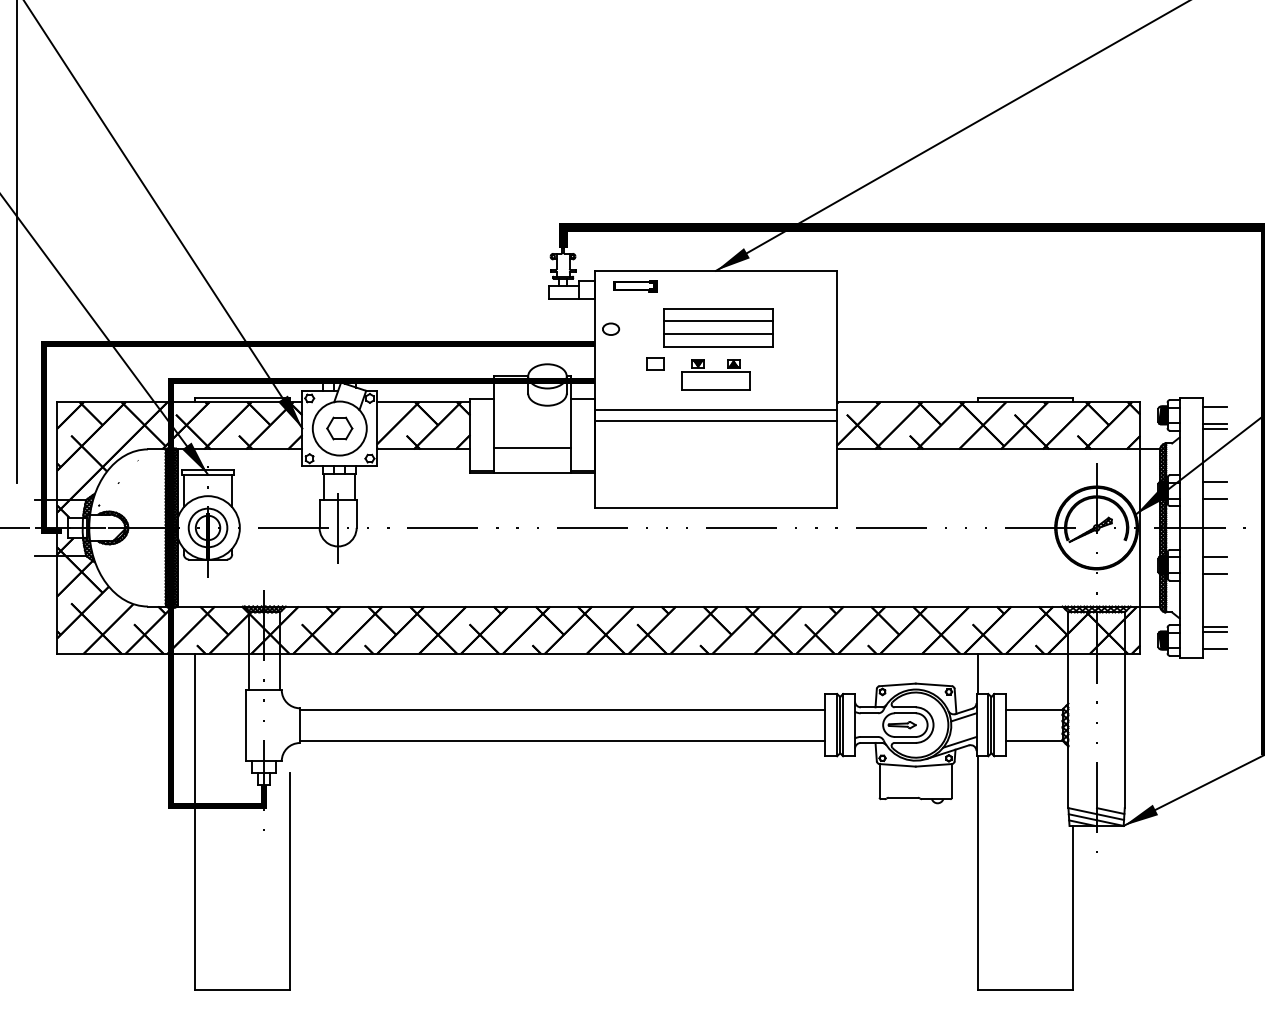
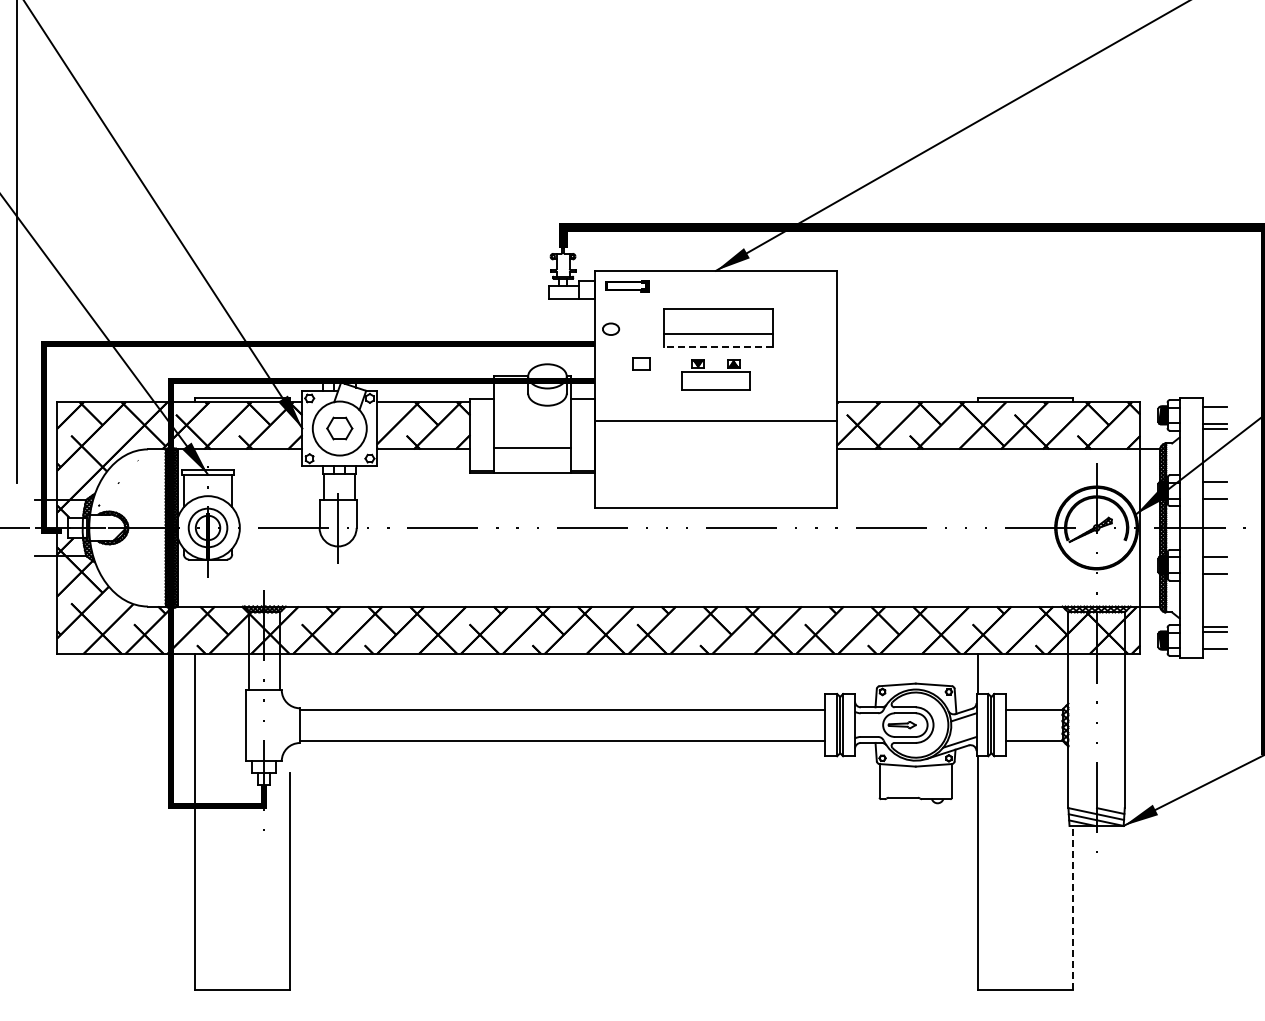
part position: (635, 286) -> (627, 286) (627, 286)
line: present -> none (718, 321)
line: solid -> dashed (717, 346)
part position: (655, 363) -> (641, 363) (641, 363)
line: present -> none (715, 410)
line: solid -> dashed (1072, 907)
